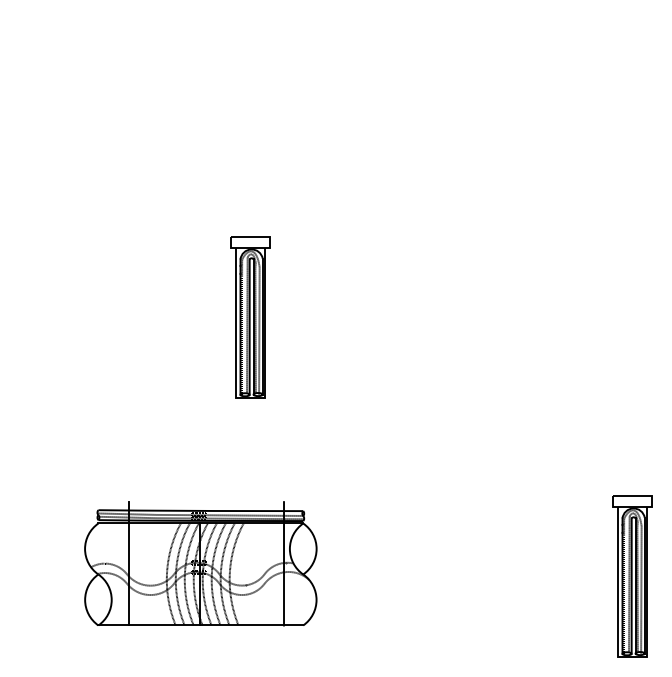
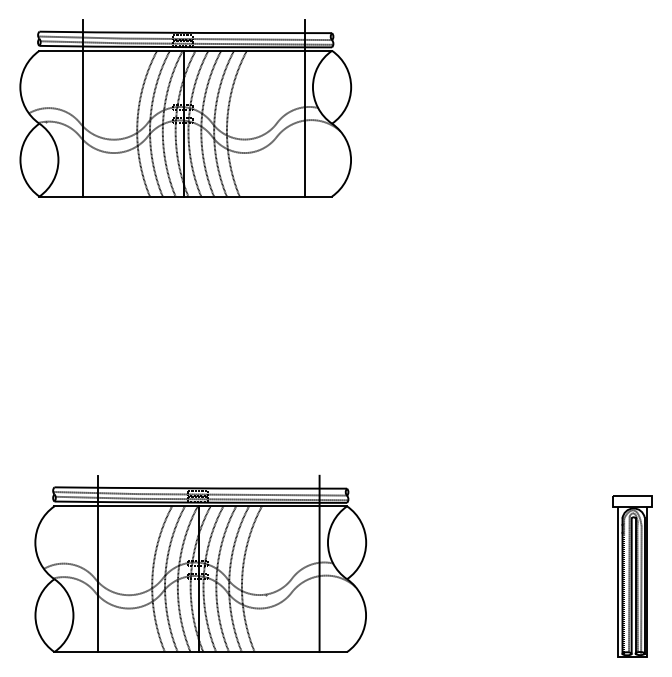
part: none -> present (185, 108)
part: present -> none (250, 317)
part size: 234x126 px -> 334x179 px (200, 563)
